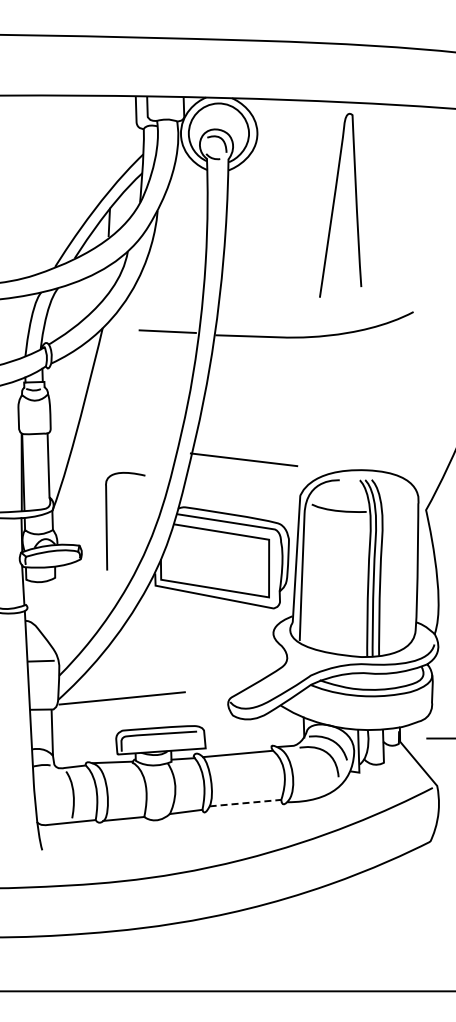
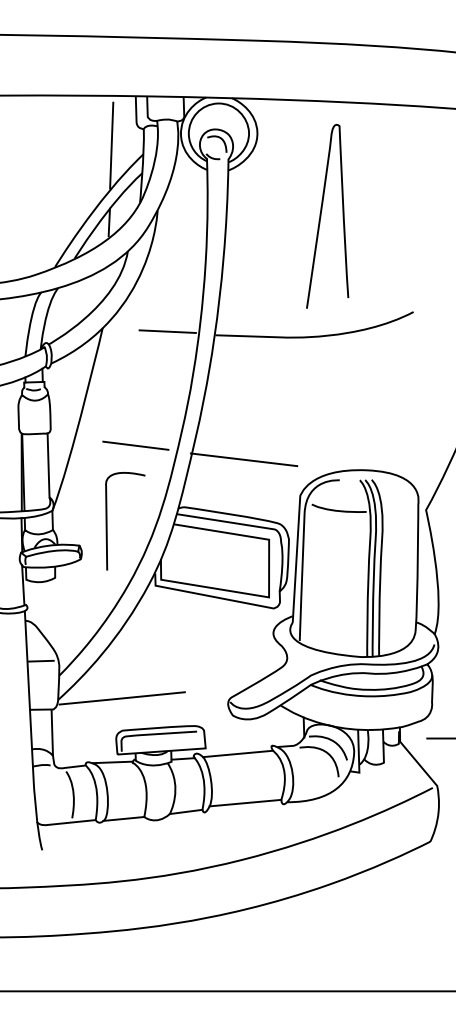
line: none -> present (111, 145)
curve position: (334, 204) -> (321, 215) (321, 215)
line: none -> present (135, 445)
line: dashed -> solid (245, 803)
